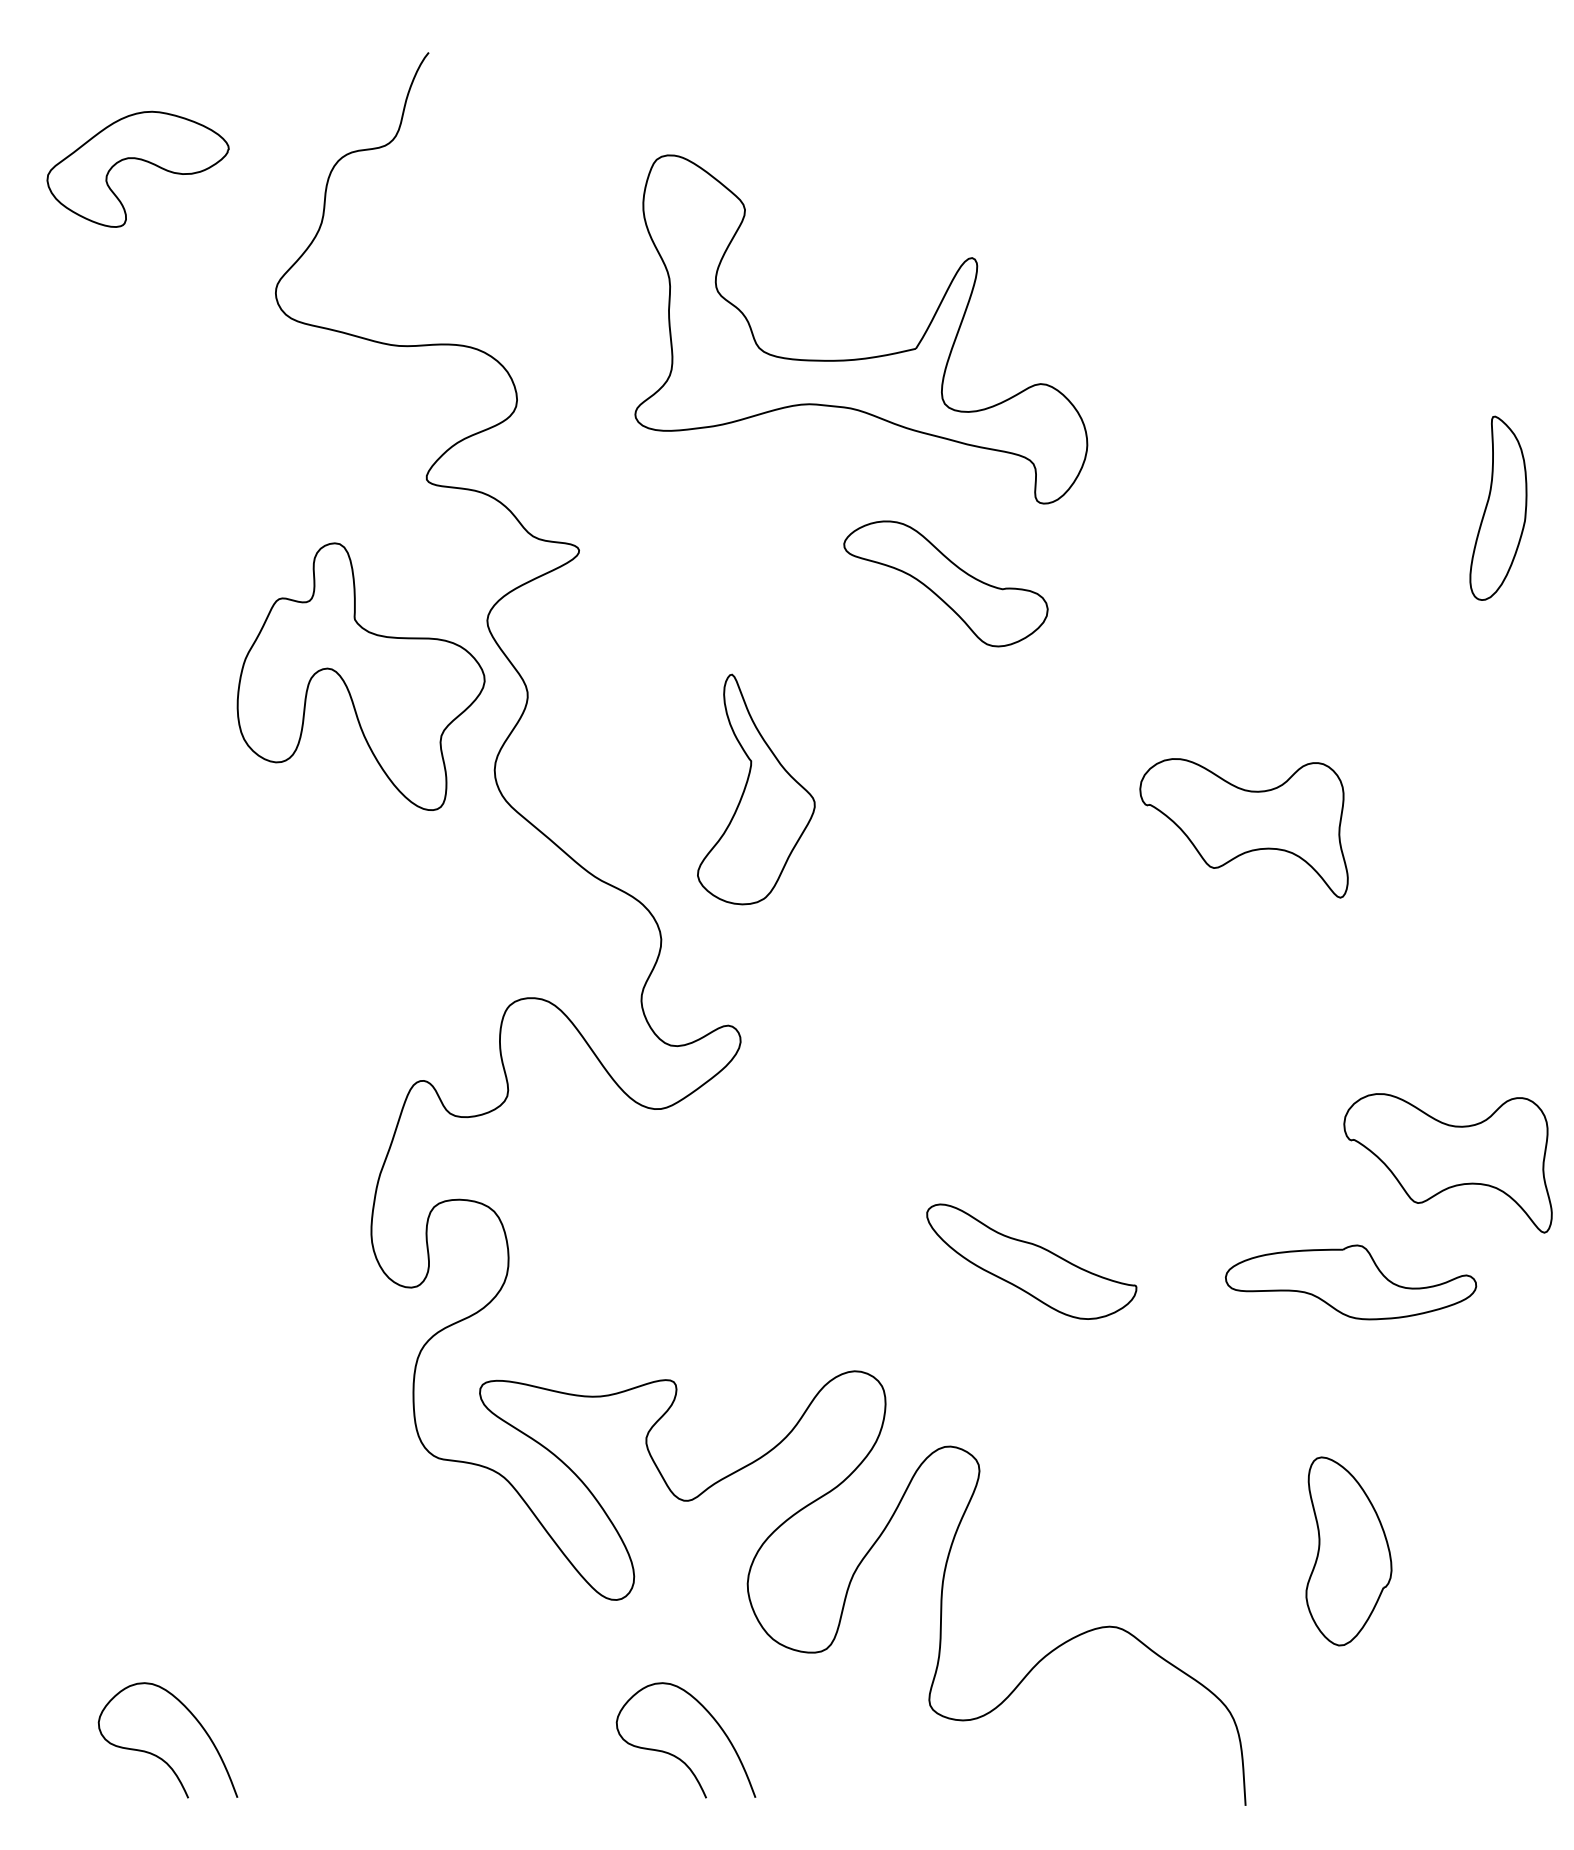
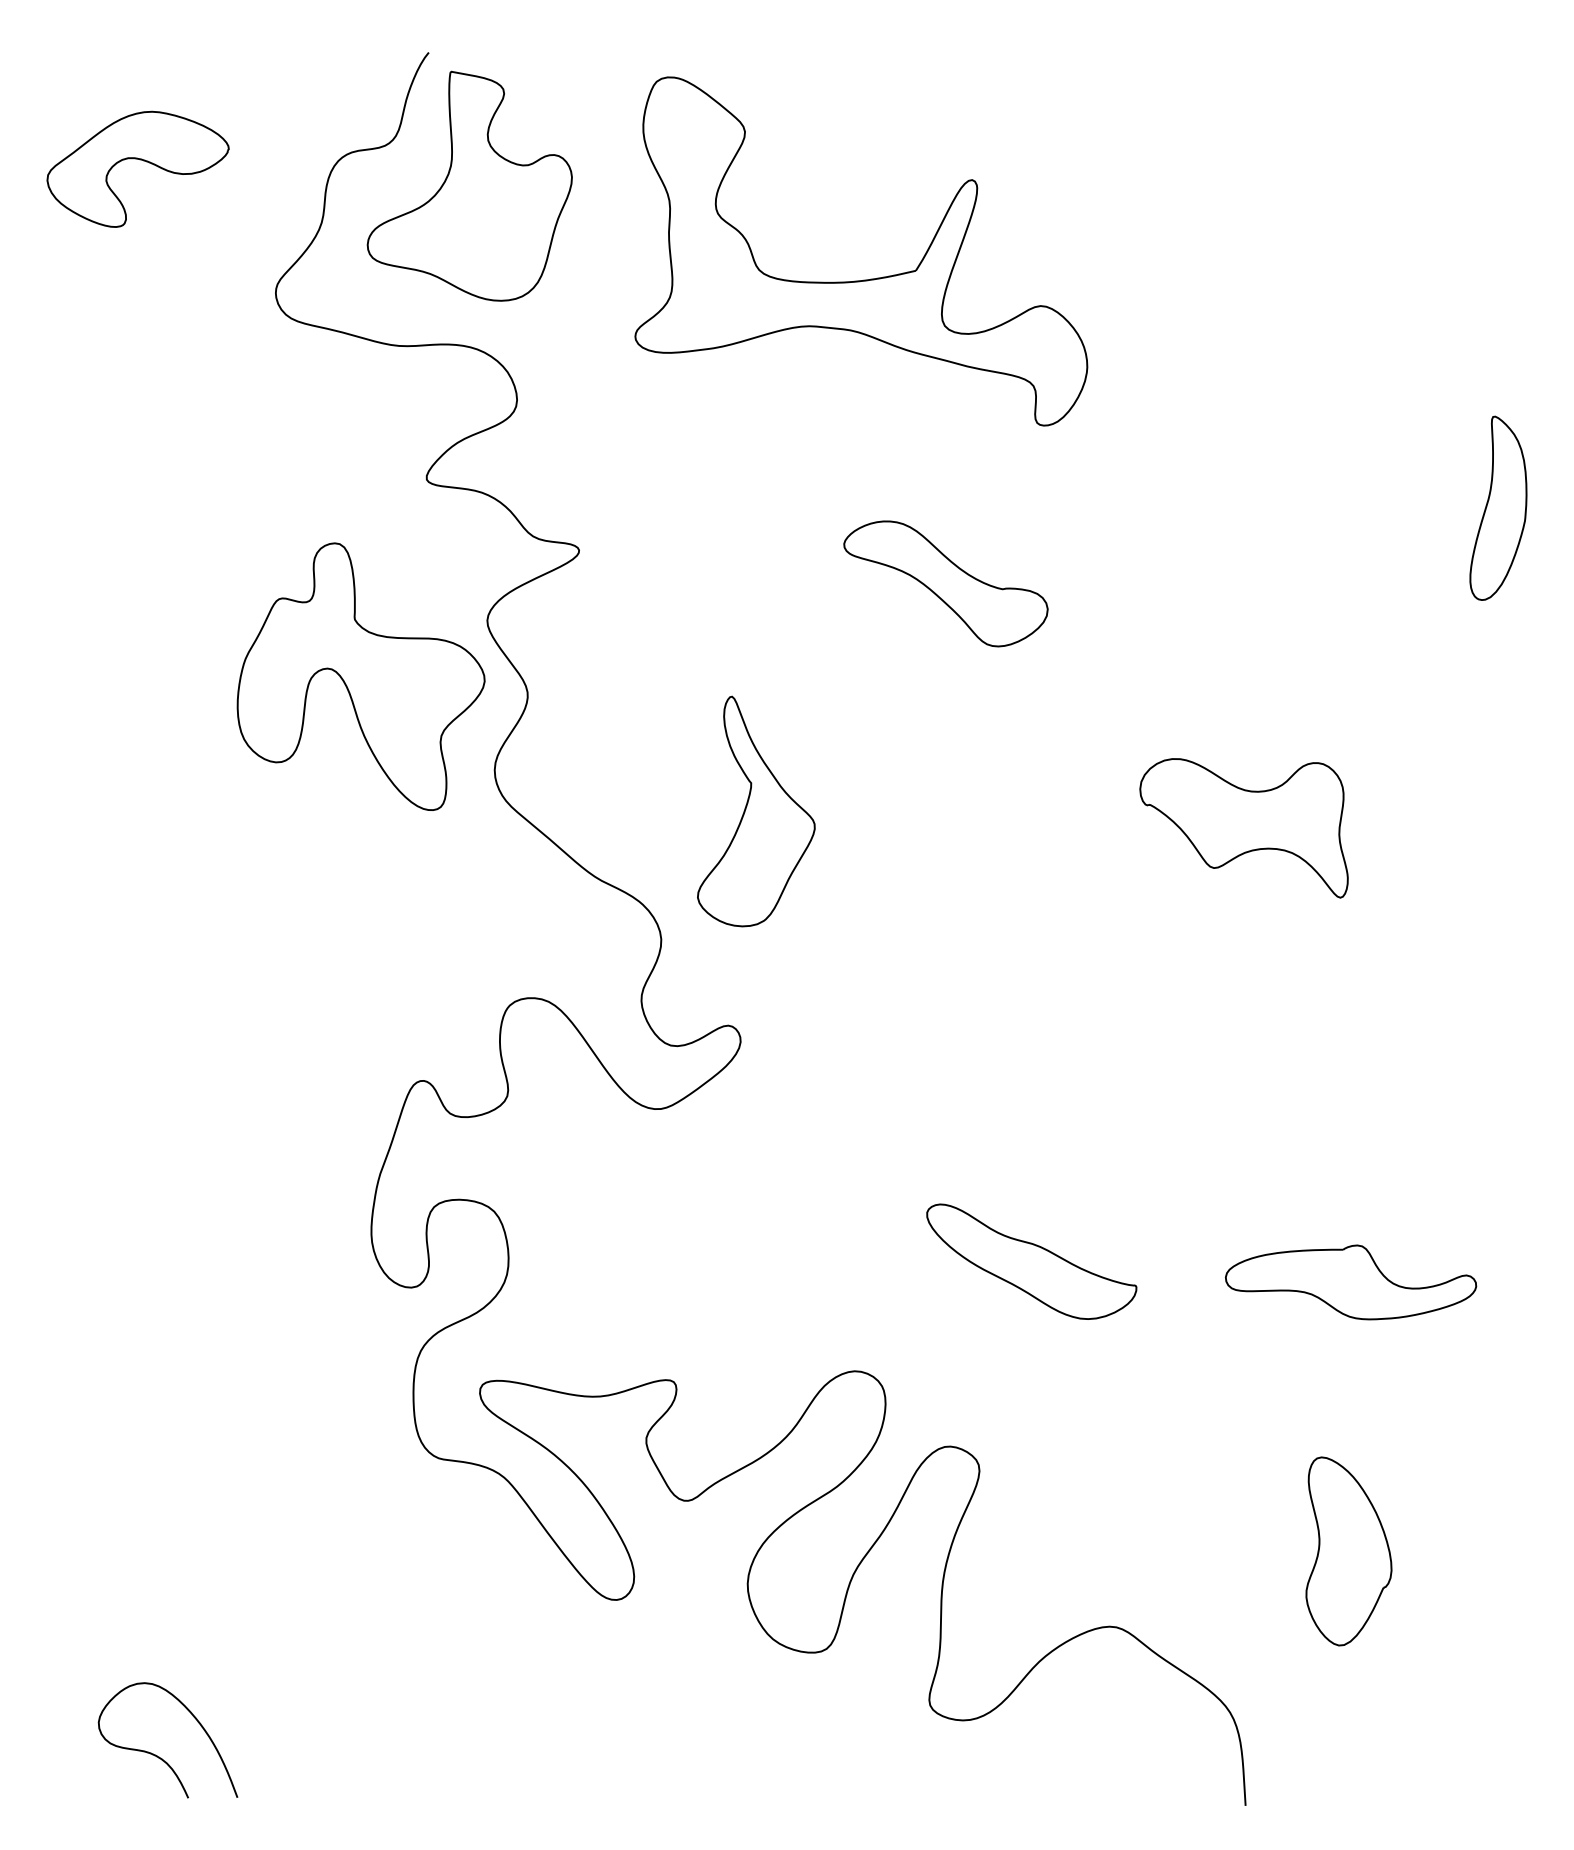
part: none -> present (469, 185)
part position: (863, 357) -> (863, 279) (863, 279)
part position: (756, 789) -> (756, 811) (756, 811)
part: present -> none (1447, 1163)
curve: present -> none (677, 1756)
